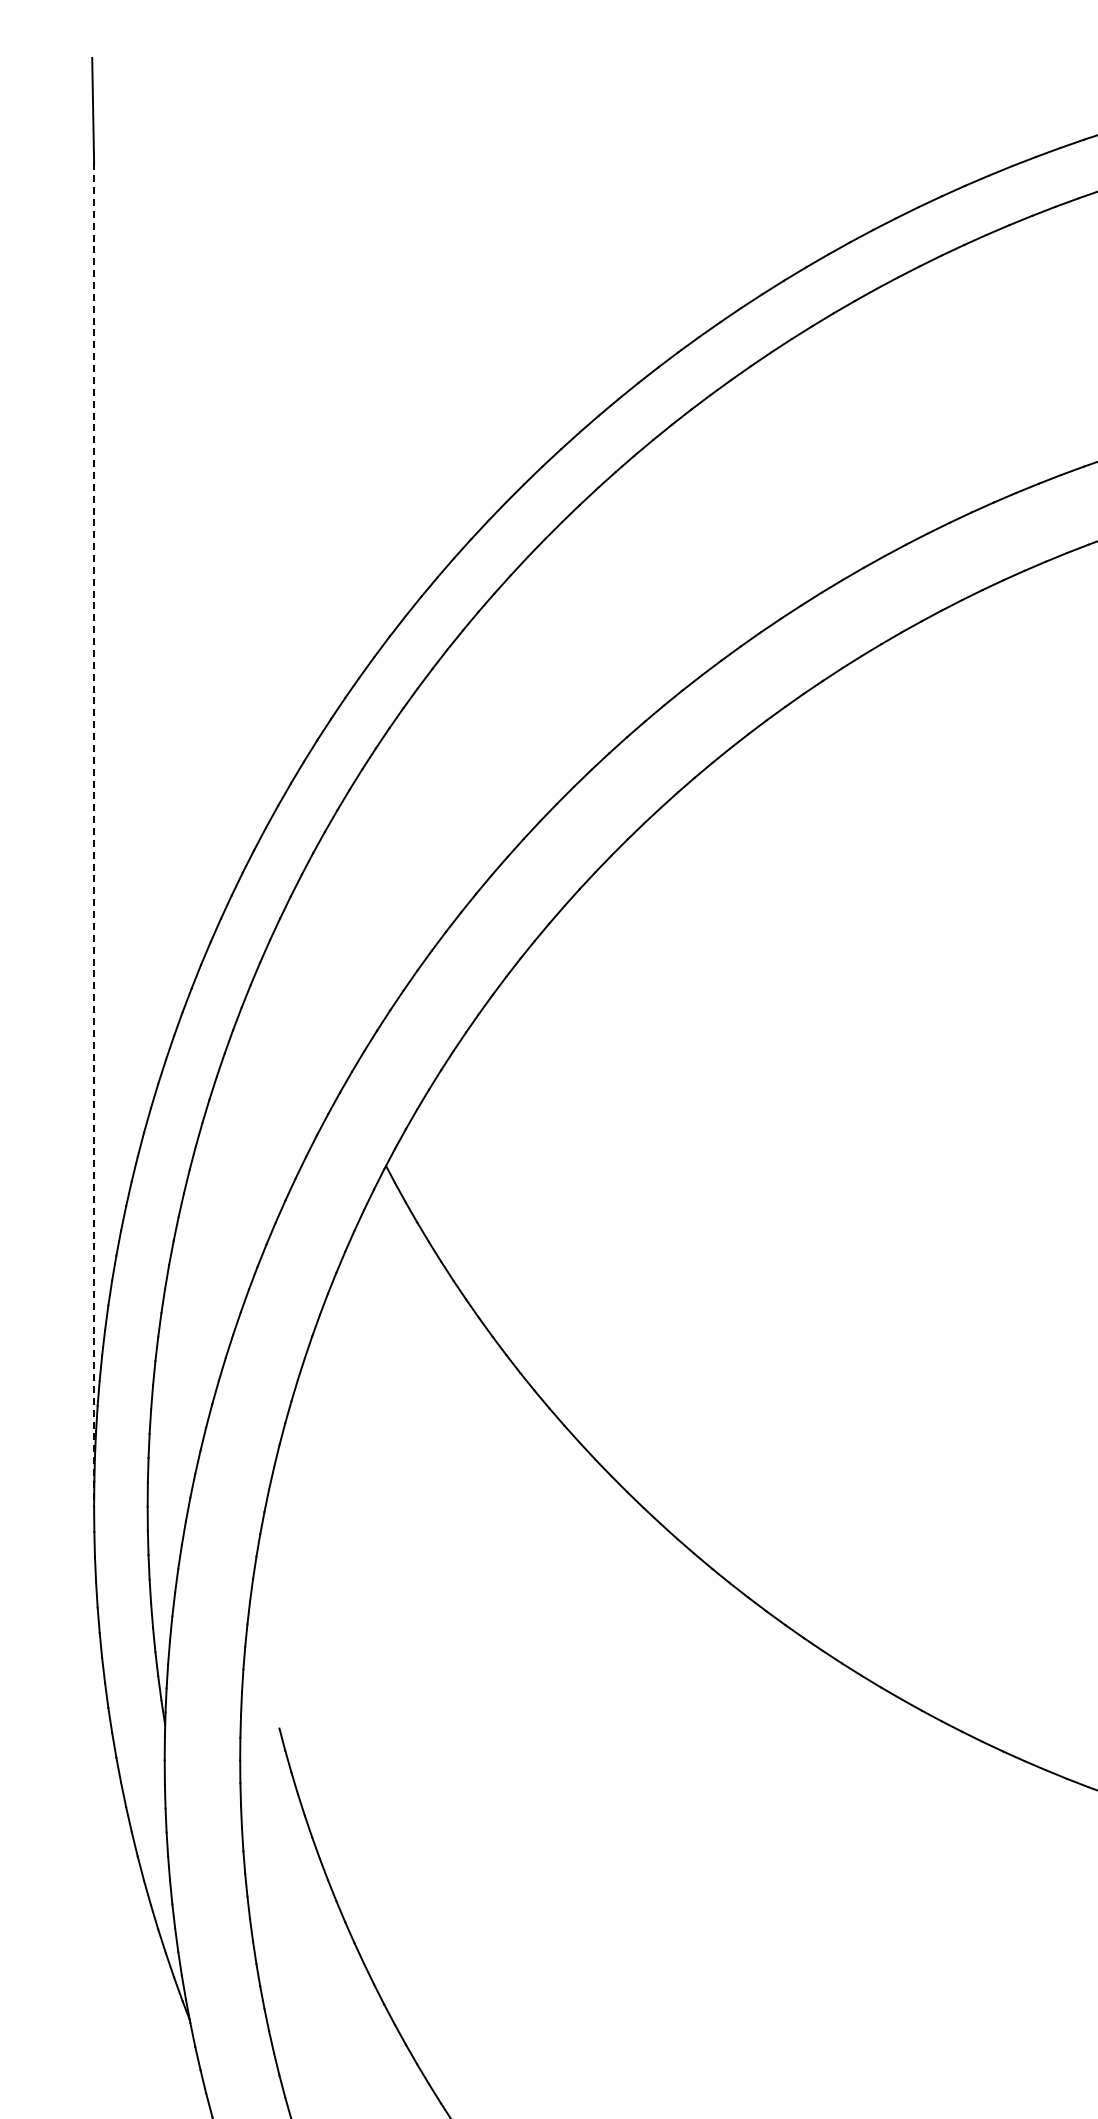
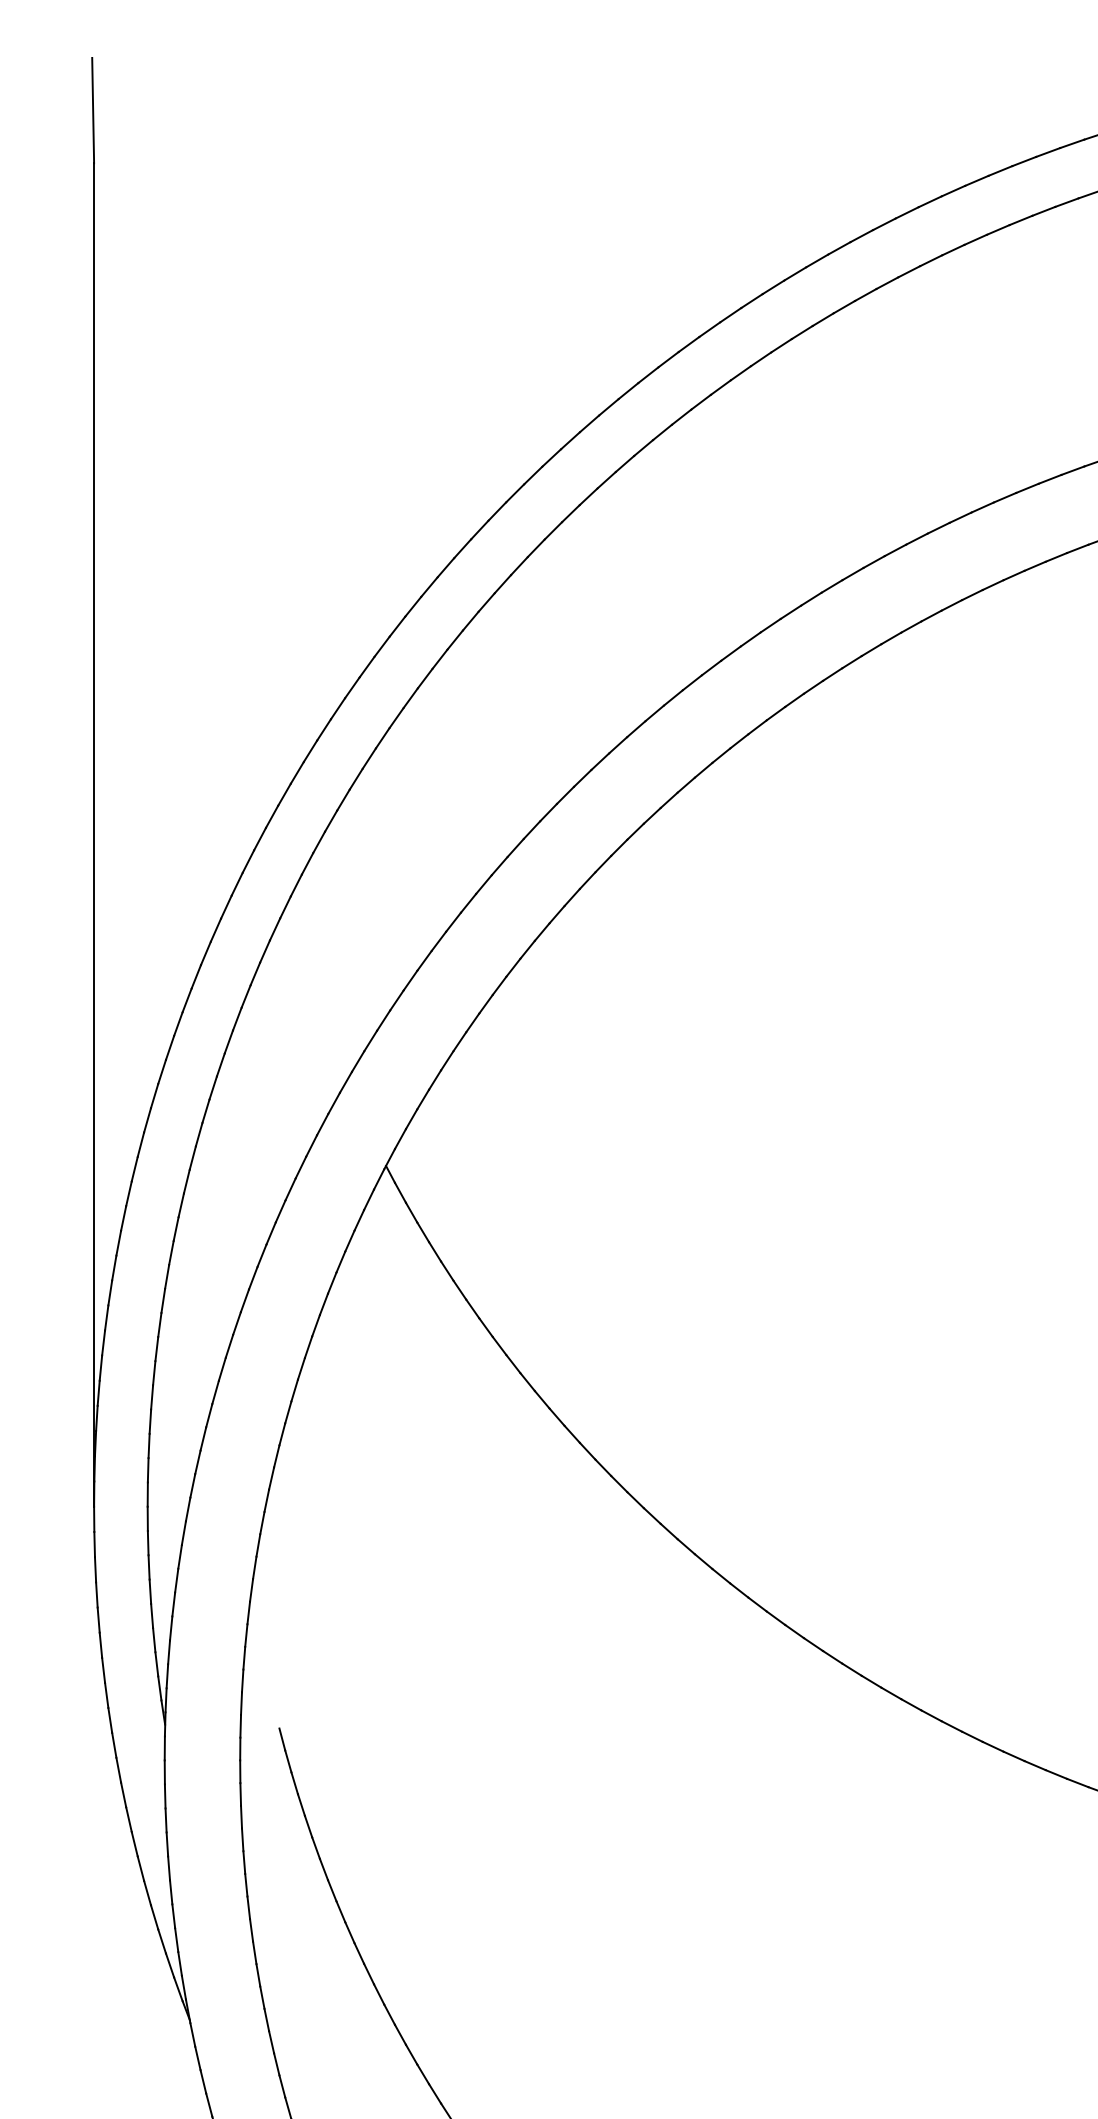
line: dashed -> solid (94, 835)
